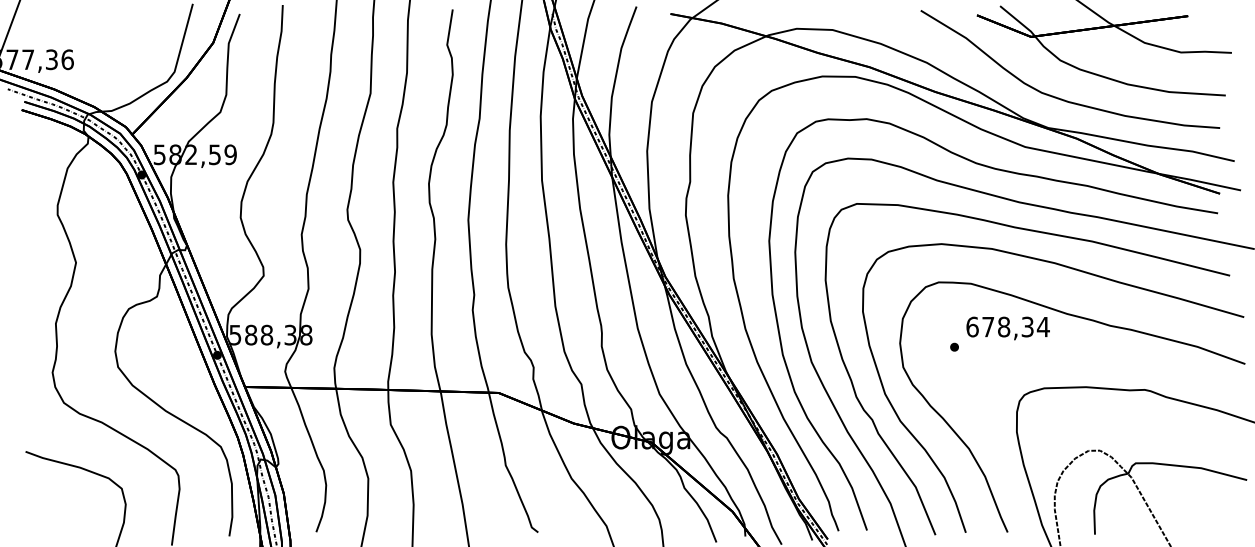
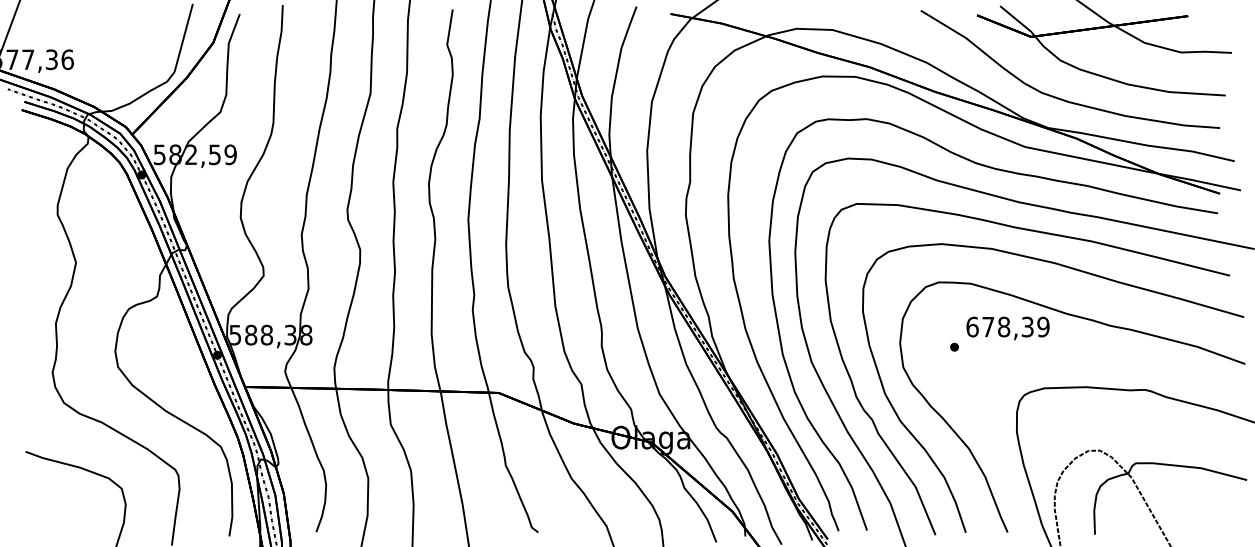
text: 678,34 -> 678,39 (1042, 326)
